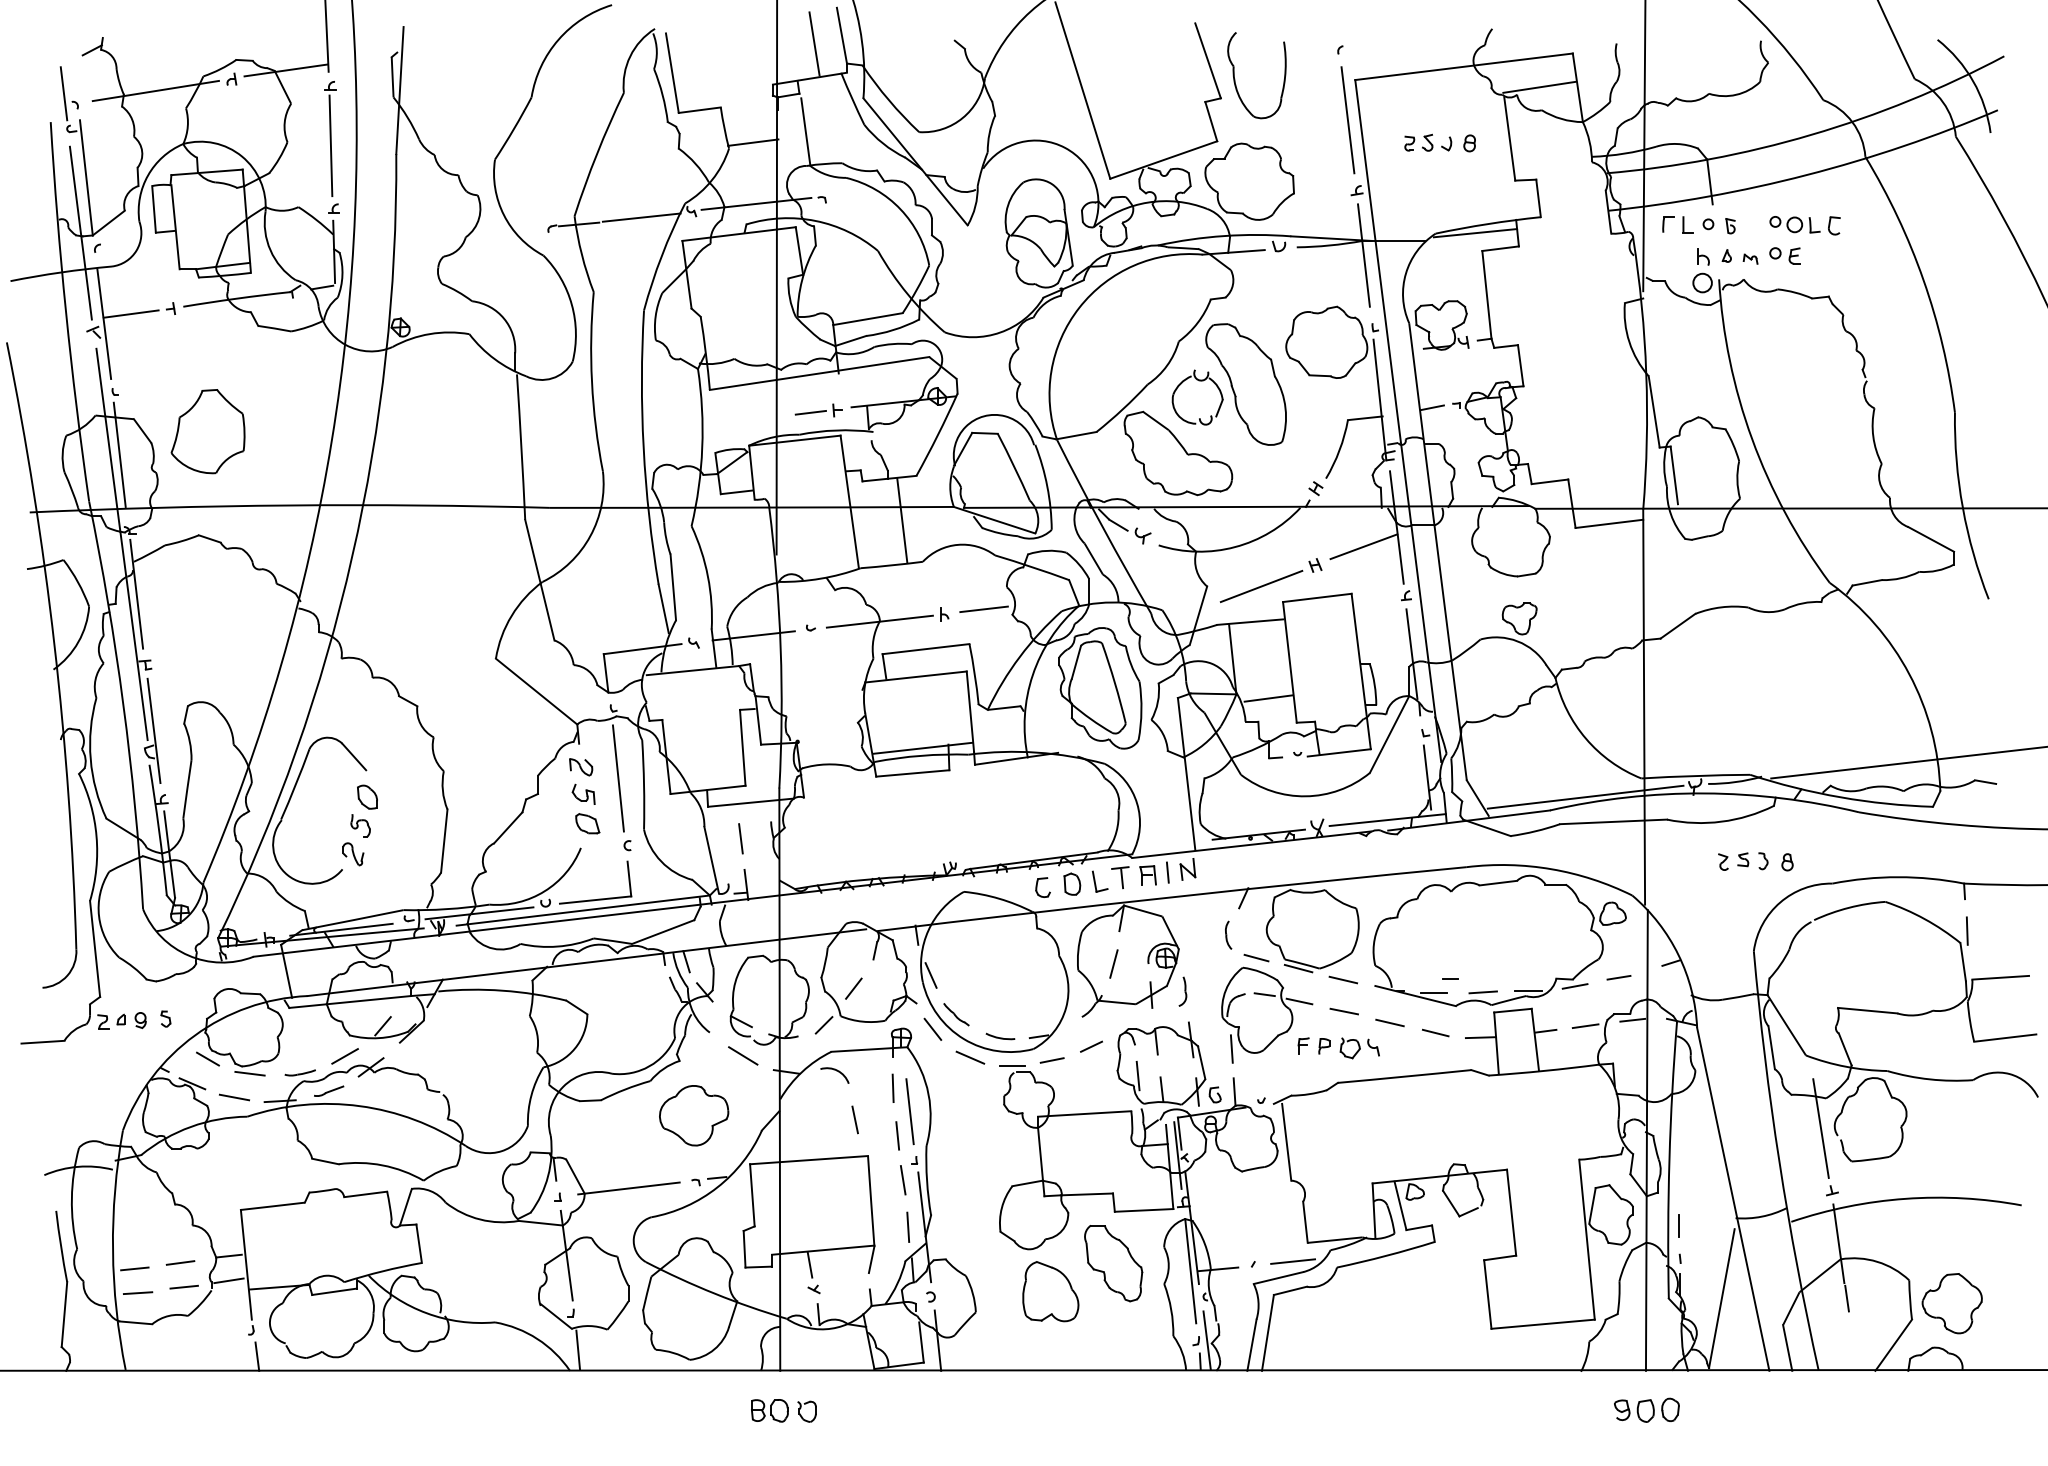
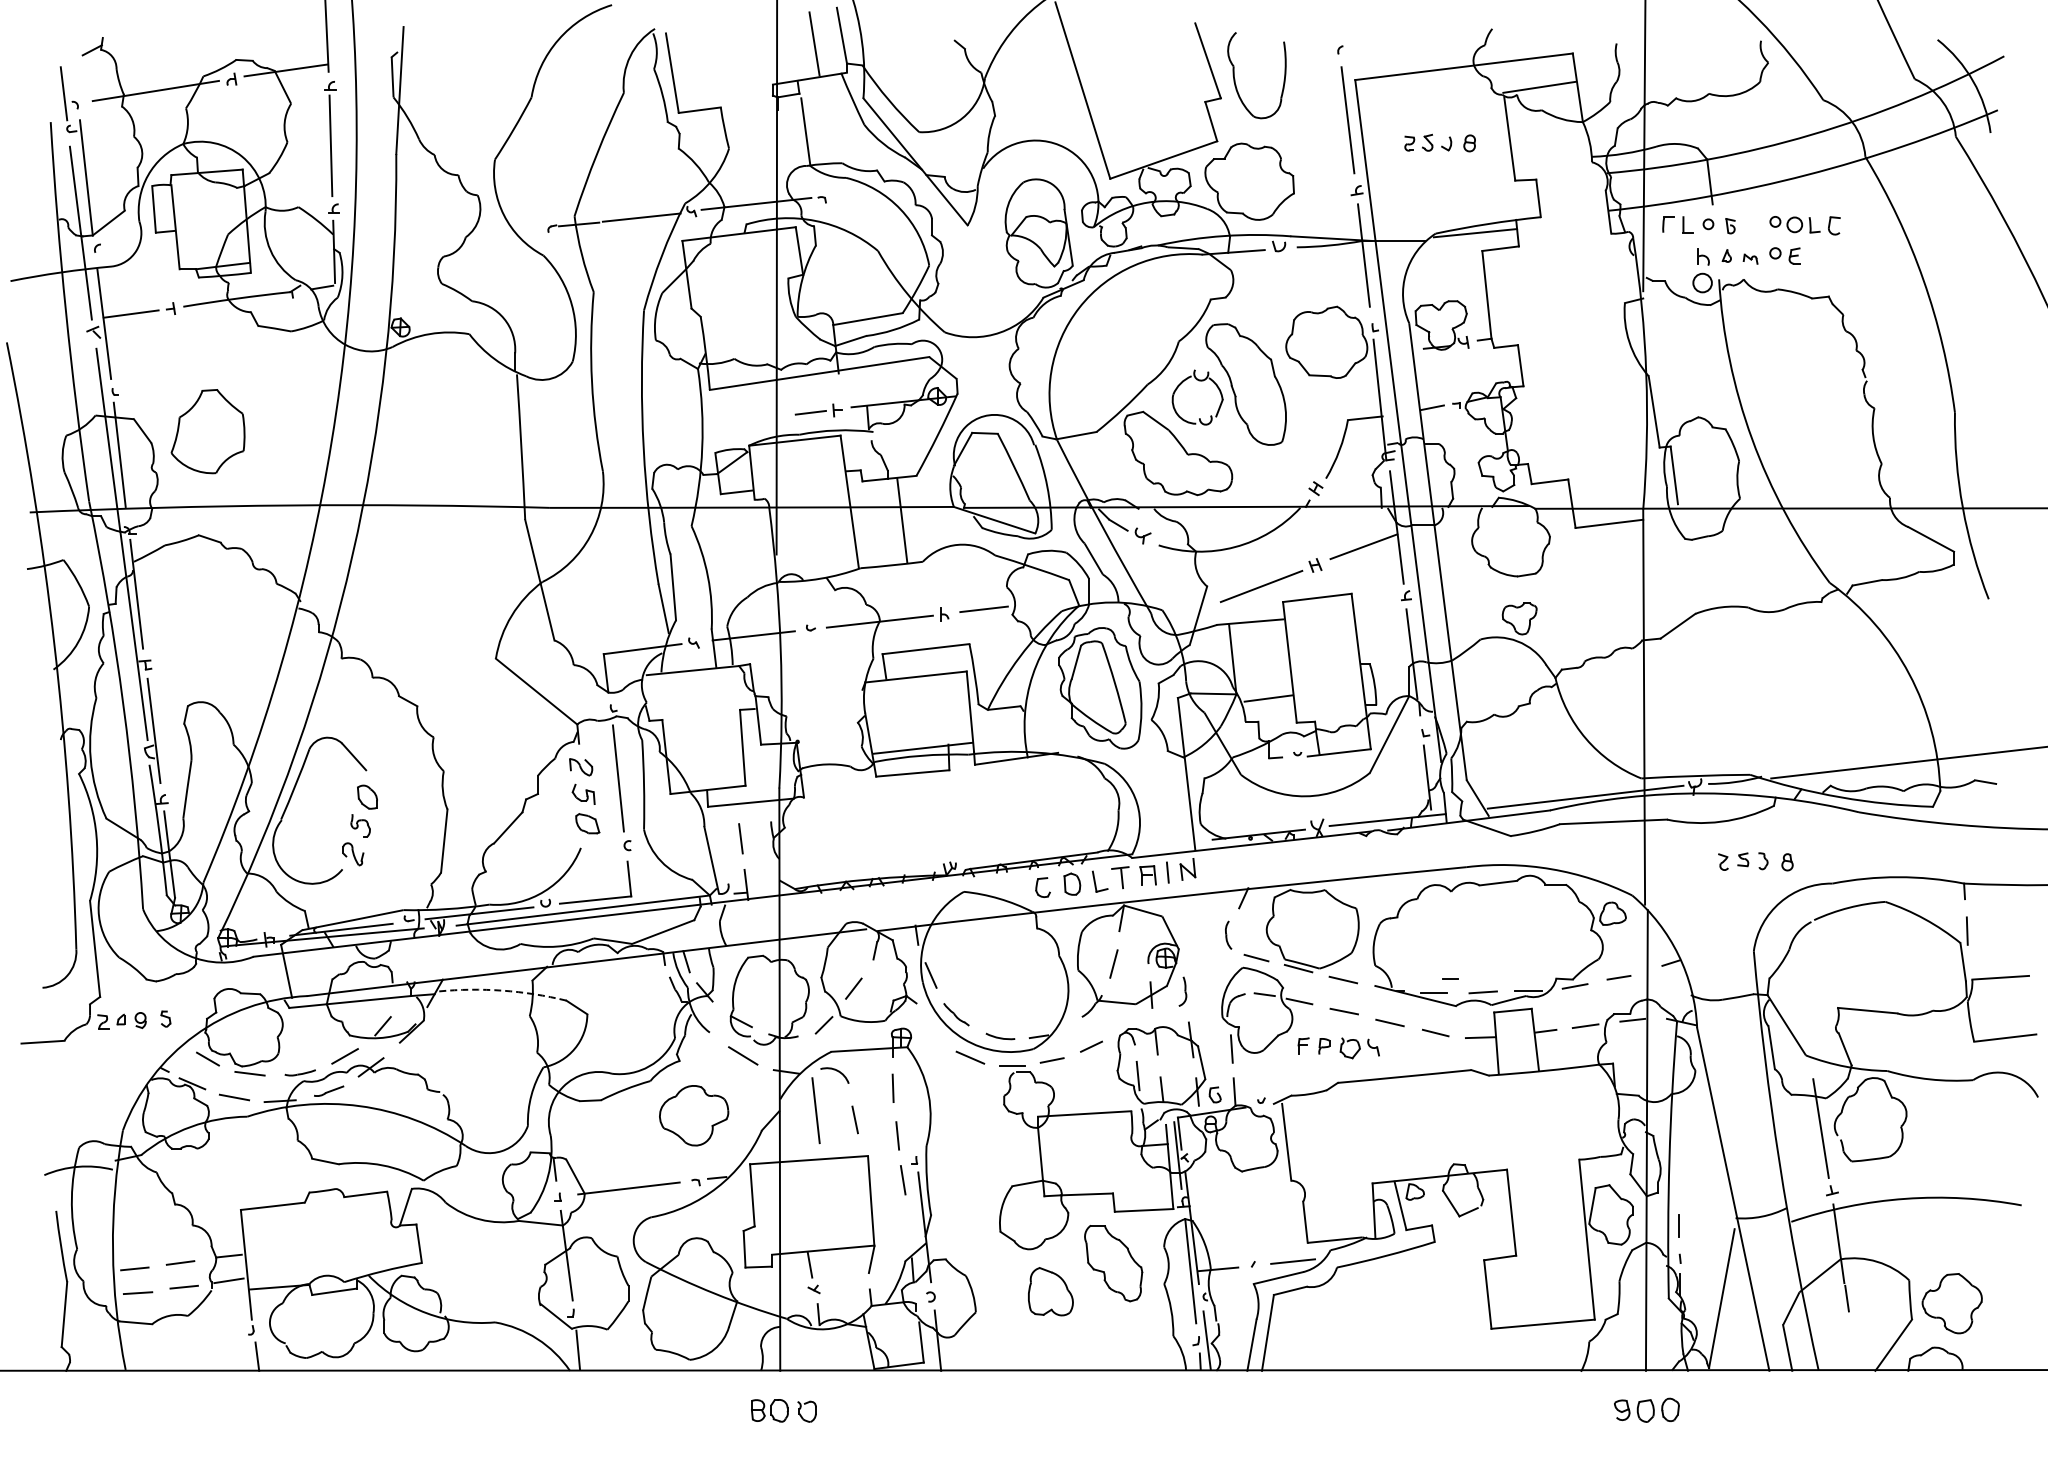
line: present -> none (753, 142)
arc: solid -> dashed (502, 990)
line: present -> none (932, 1028)
line position: (909, 1111) -> (815, 1110) (815, 1110)
line: present -> none (908, 1226)
part size: 58x62 px -> 46x50 px (1050, 1291)
